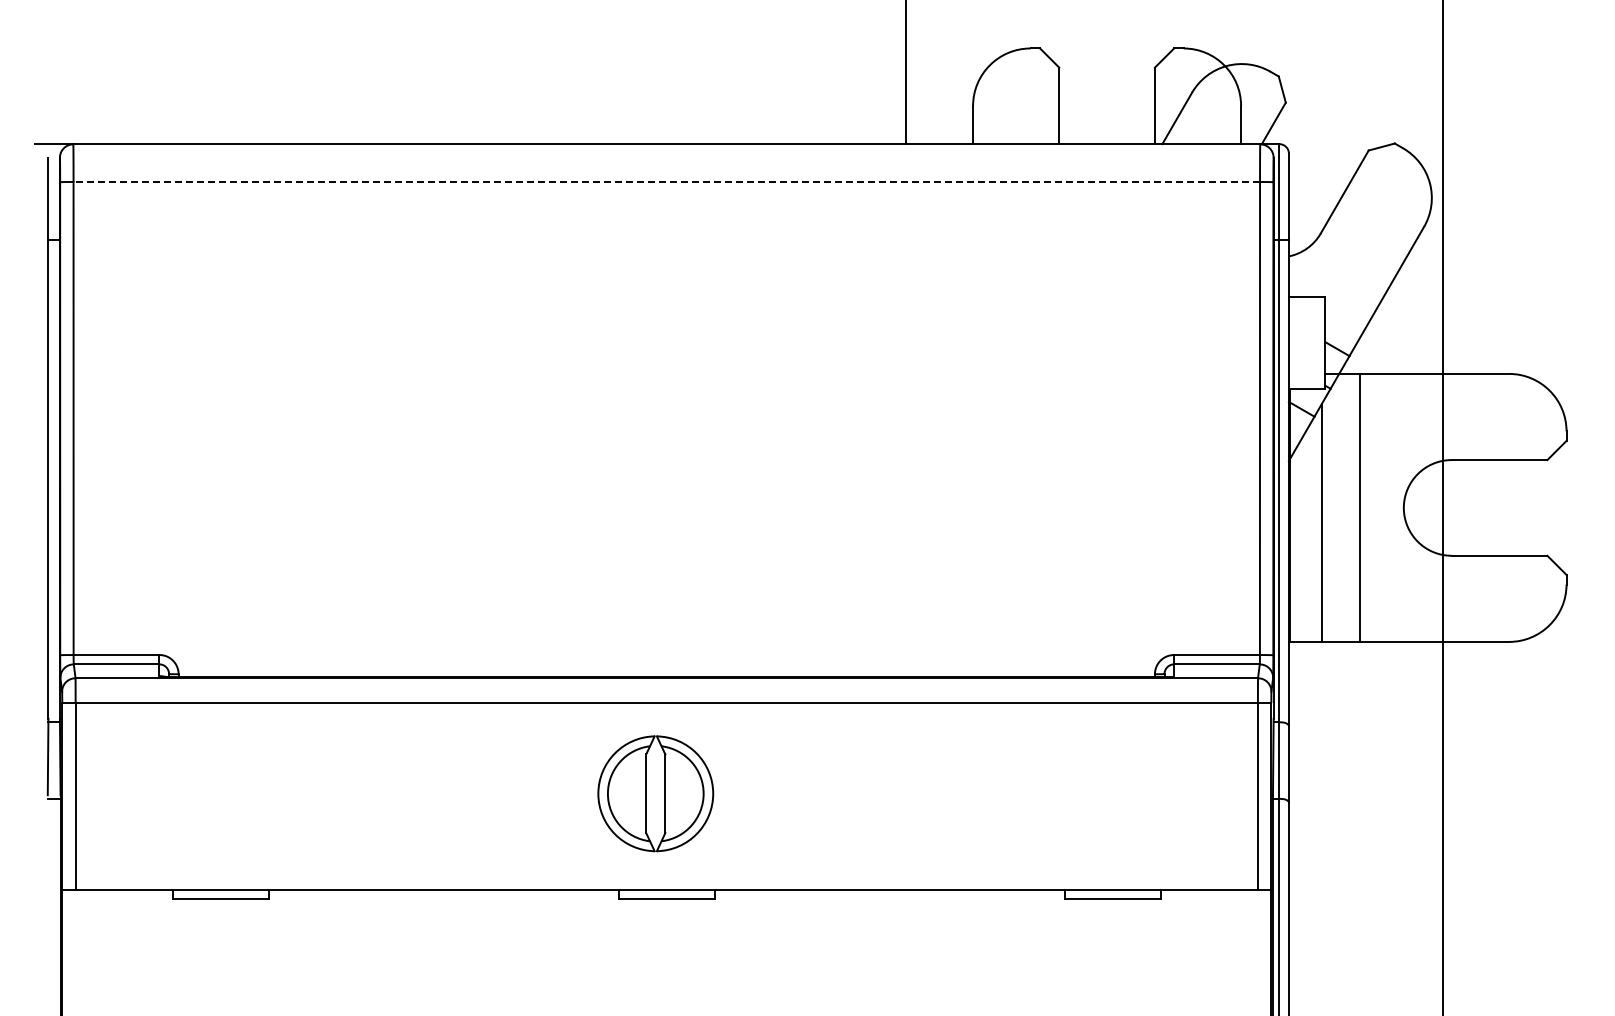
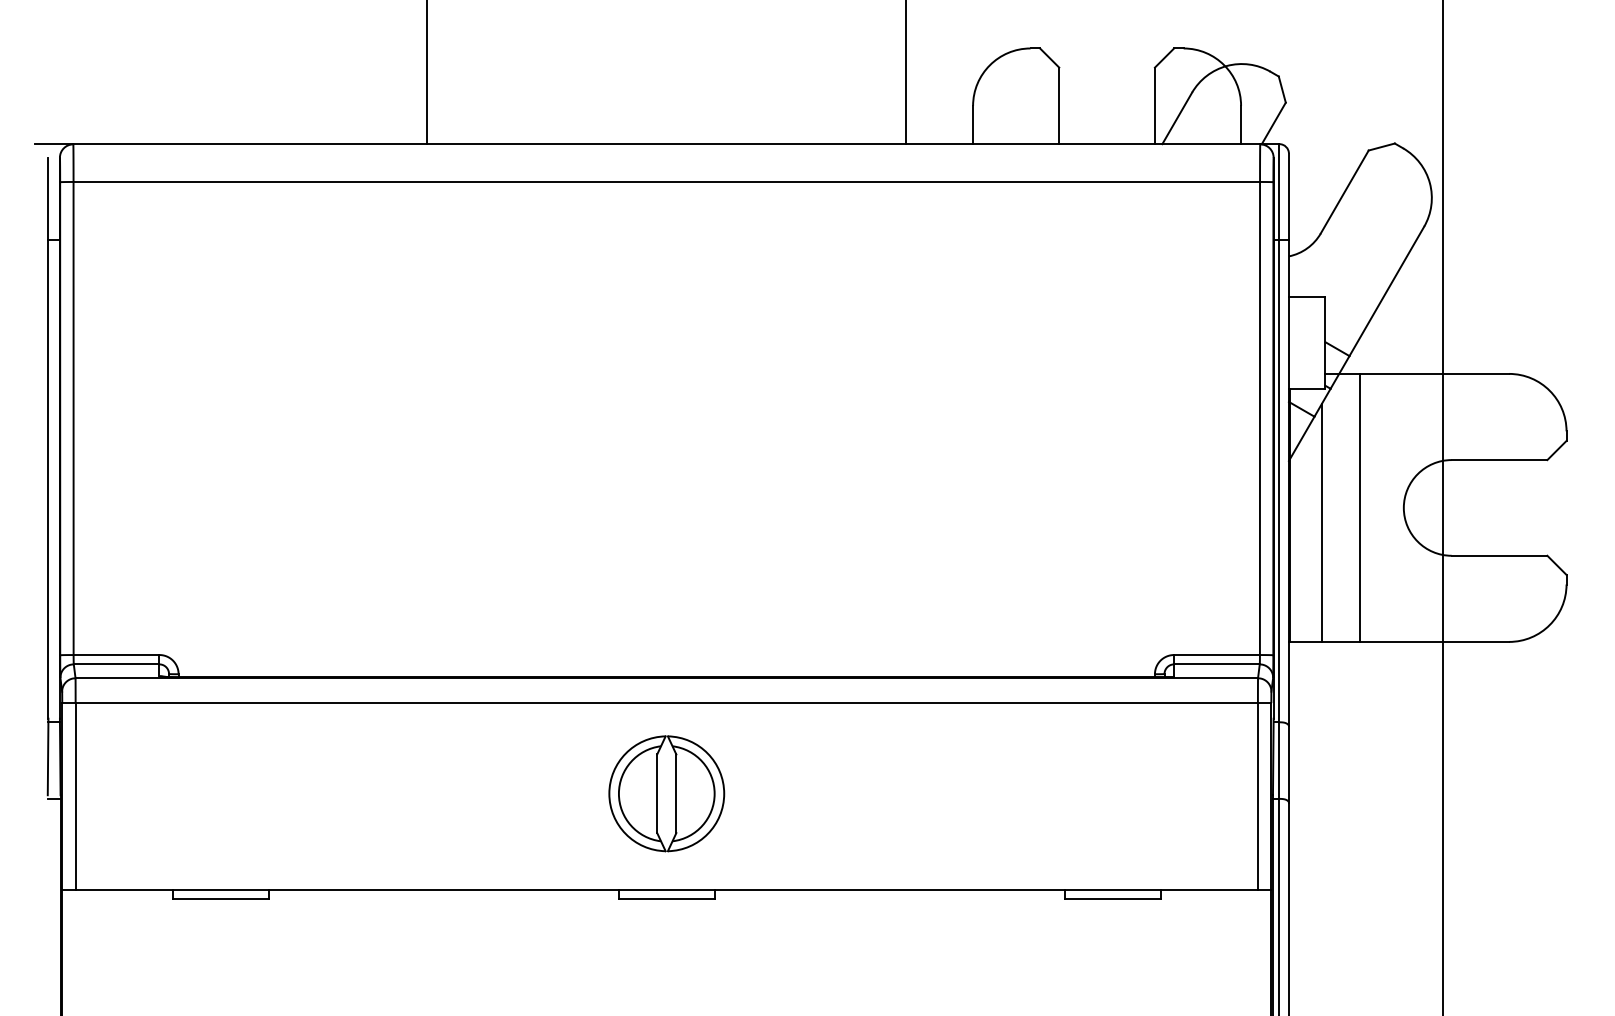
line: none -> present (427, 73)
line: dashed -> solid (666, 181)
part position: (655, 793) -> (666, 793) (666, 793)
